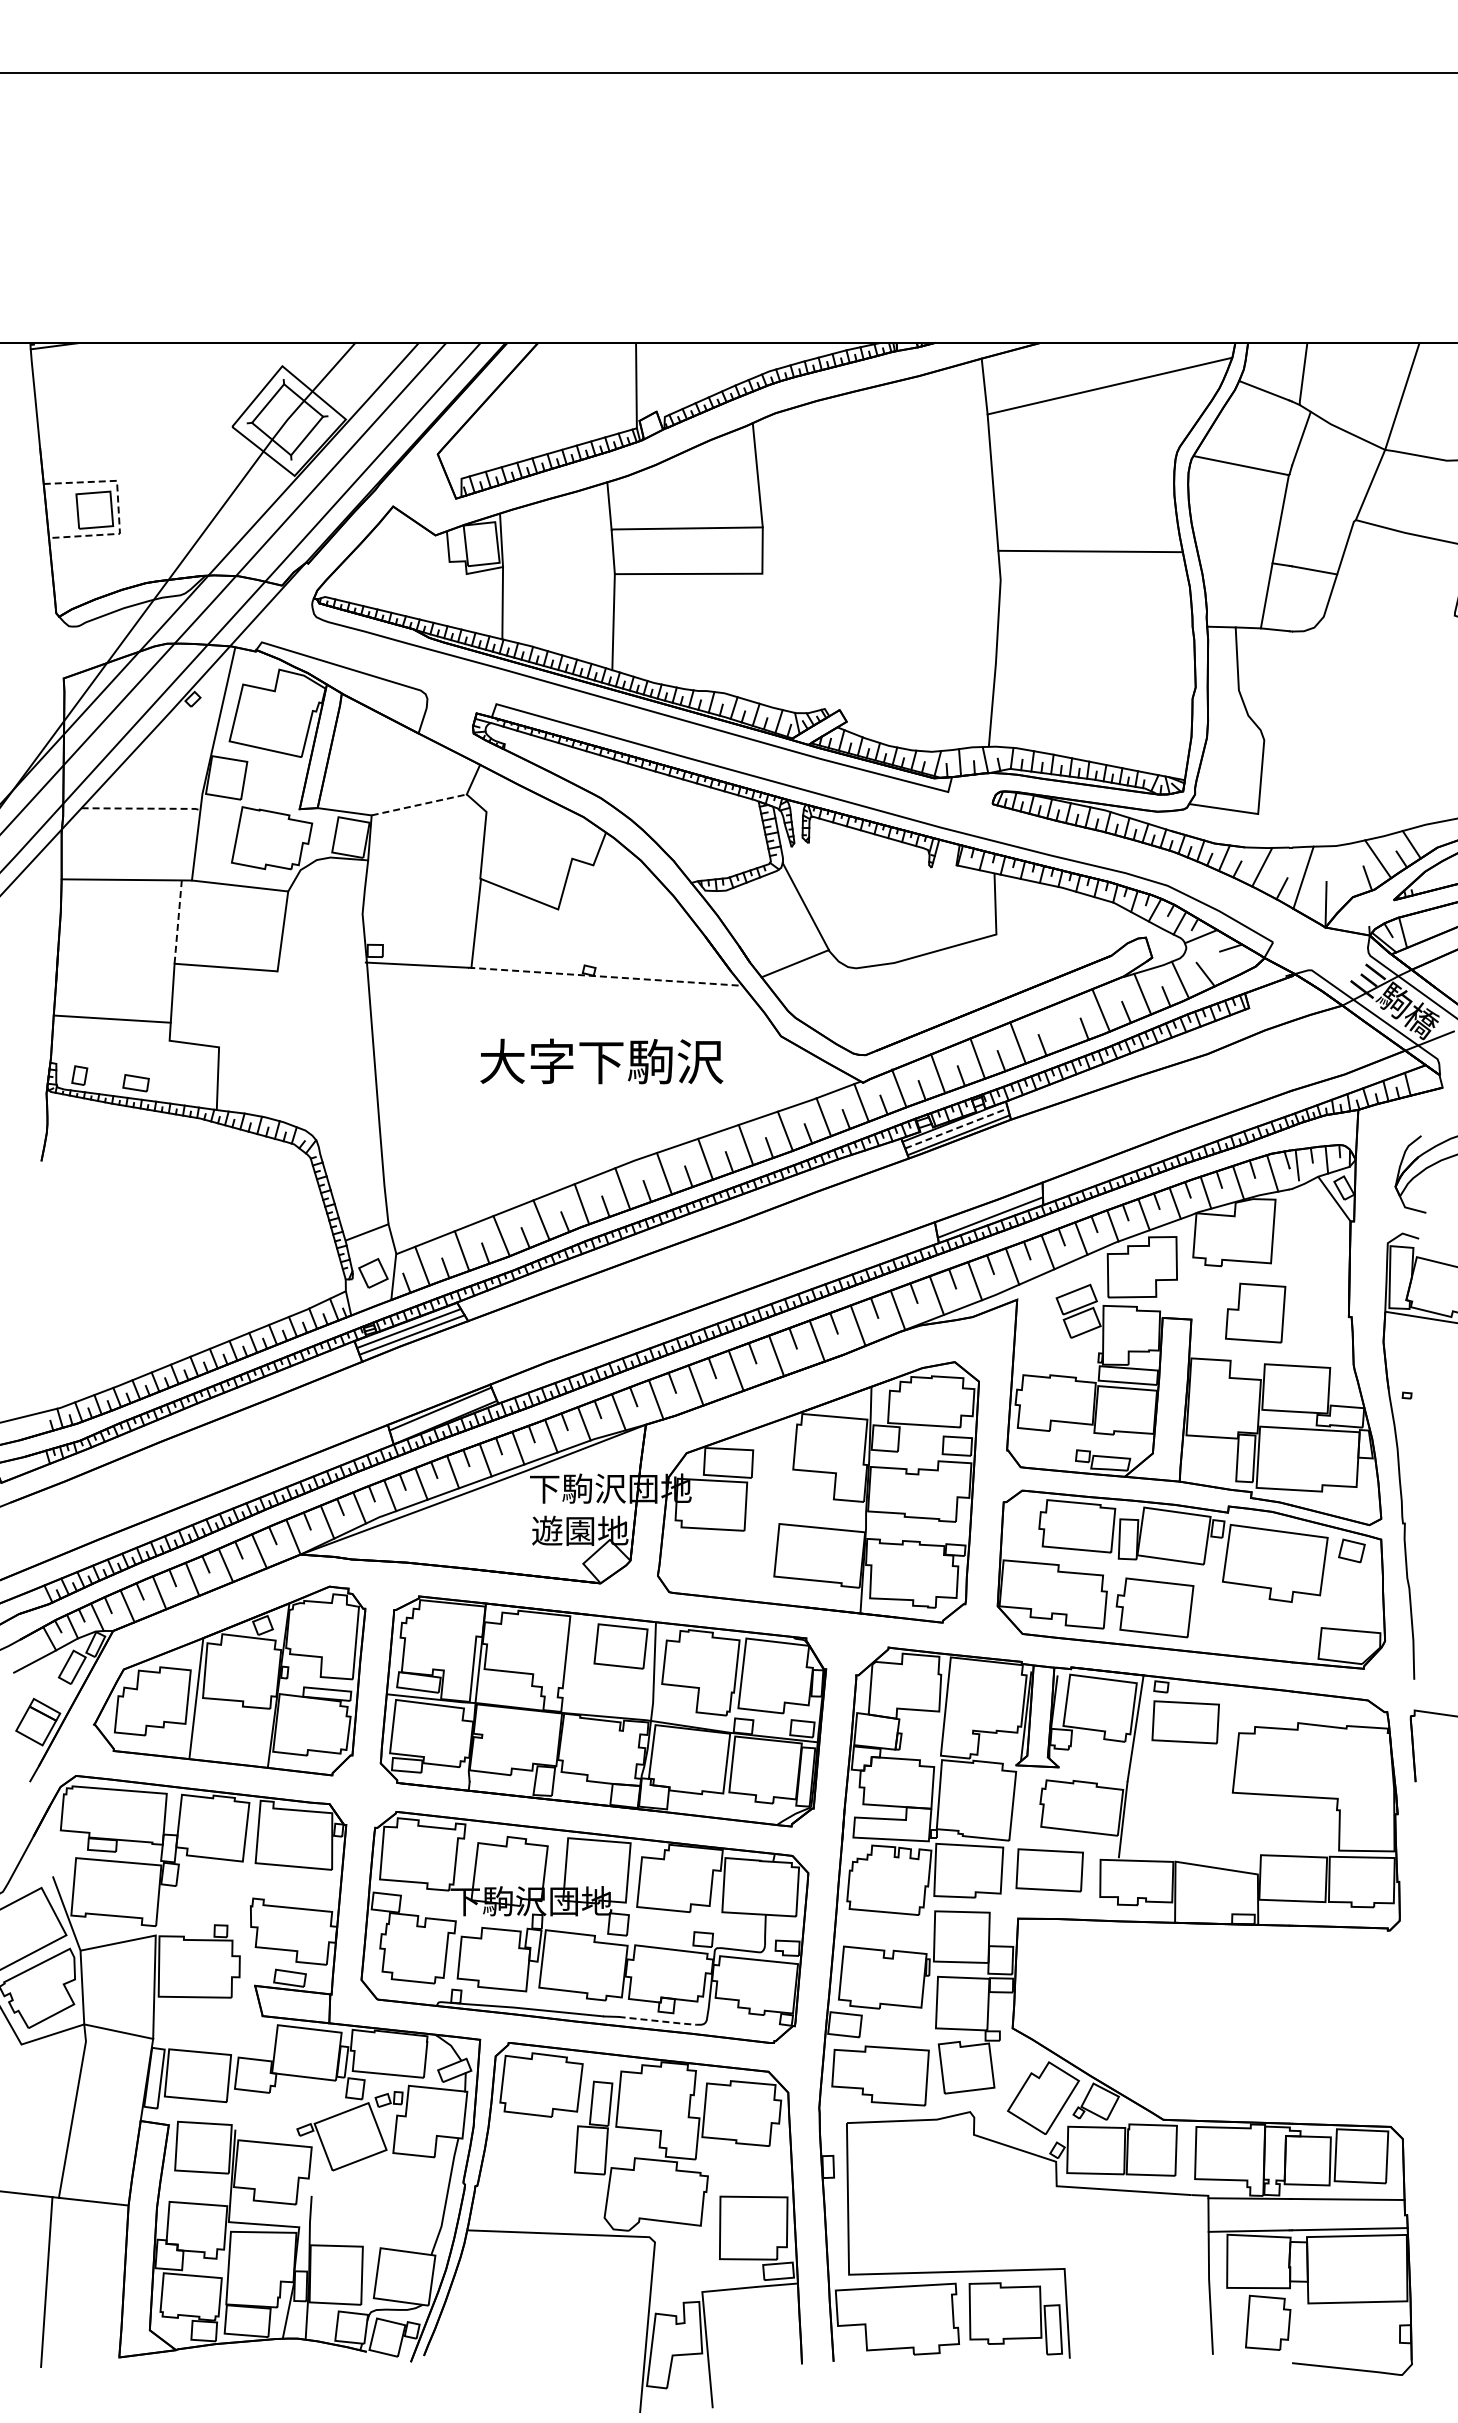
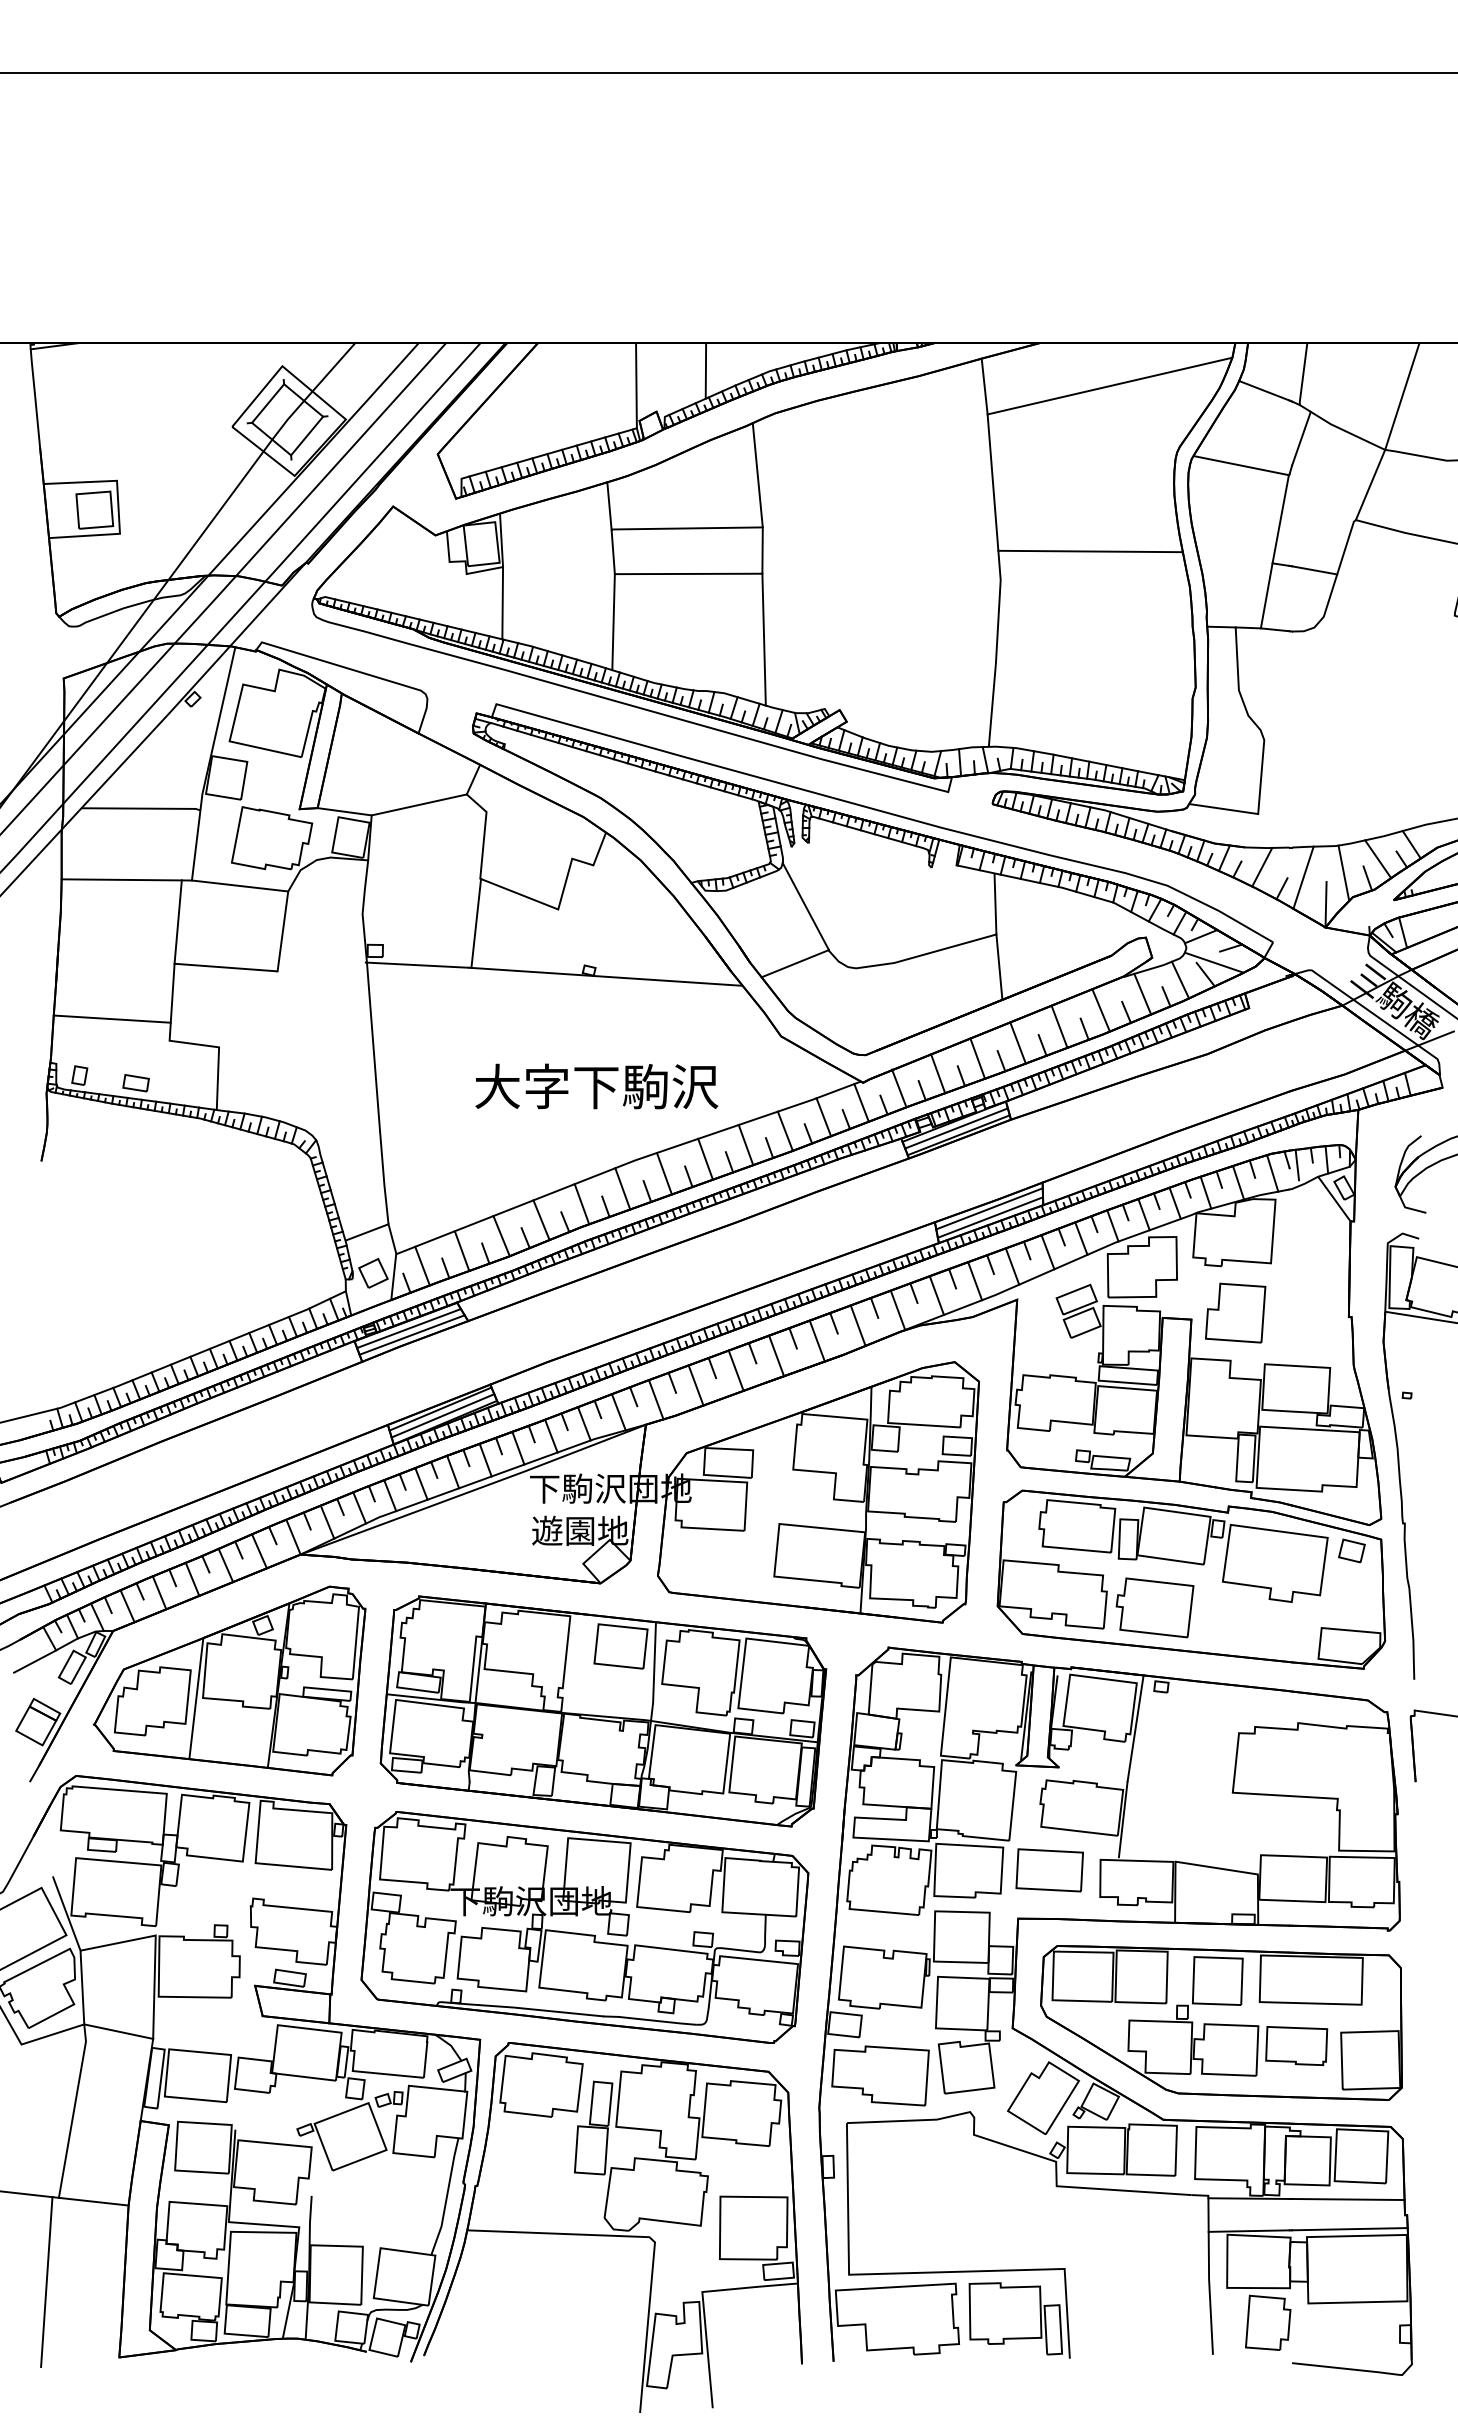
line: none -> present (705, 370)
line: dashed -> solid (118, 506)
line: none -> present (763, 639)
line: dashed -> solid (419, 804)
line: dashed -> solid (142, 808)
line: none -> present (1343, 872)
line: dashed -> solid (178, 922)
line: none -> present (1213, 962)
line: none -> present (999, 966)
line: dashed -> solid (605, 976)
line: none -> present (1059, 1026)
text position: (601, 1061) -> (596, 1086) (596, 1086)
line: dashed -> solid (956, 1128)
line: none -> present (989, 1208)
part position: (1255, 1312) -> (1235, 1312) (1235, 1312)
line: none -> present (442, 1415)
part: present -> none (1185, 1722)
line: dashed -> solid (658, 2021)
part: none -> present (1221, 2022)
